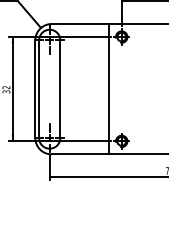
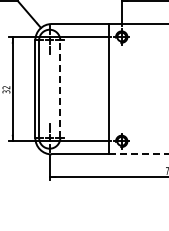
line: solid -> dashed (60, 89)
line: solid -> dashed (138, 154)
